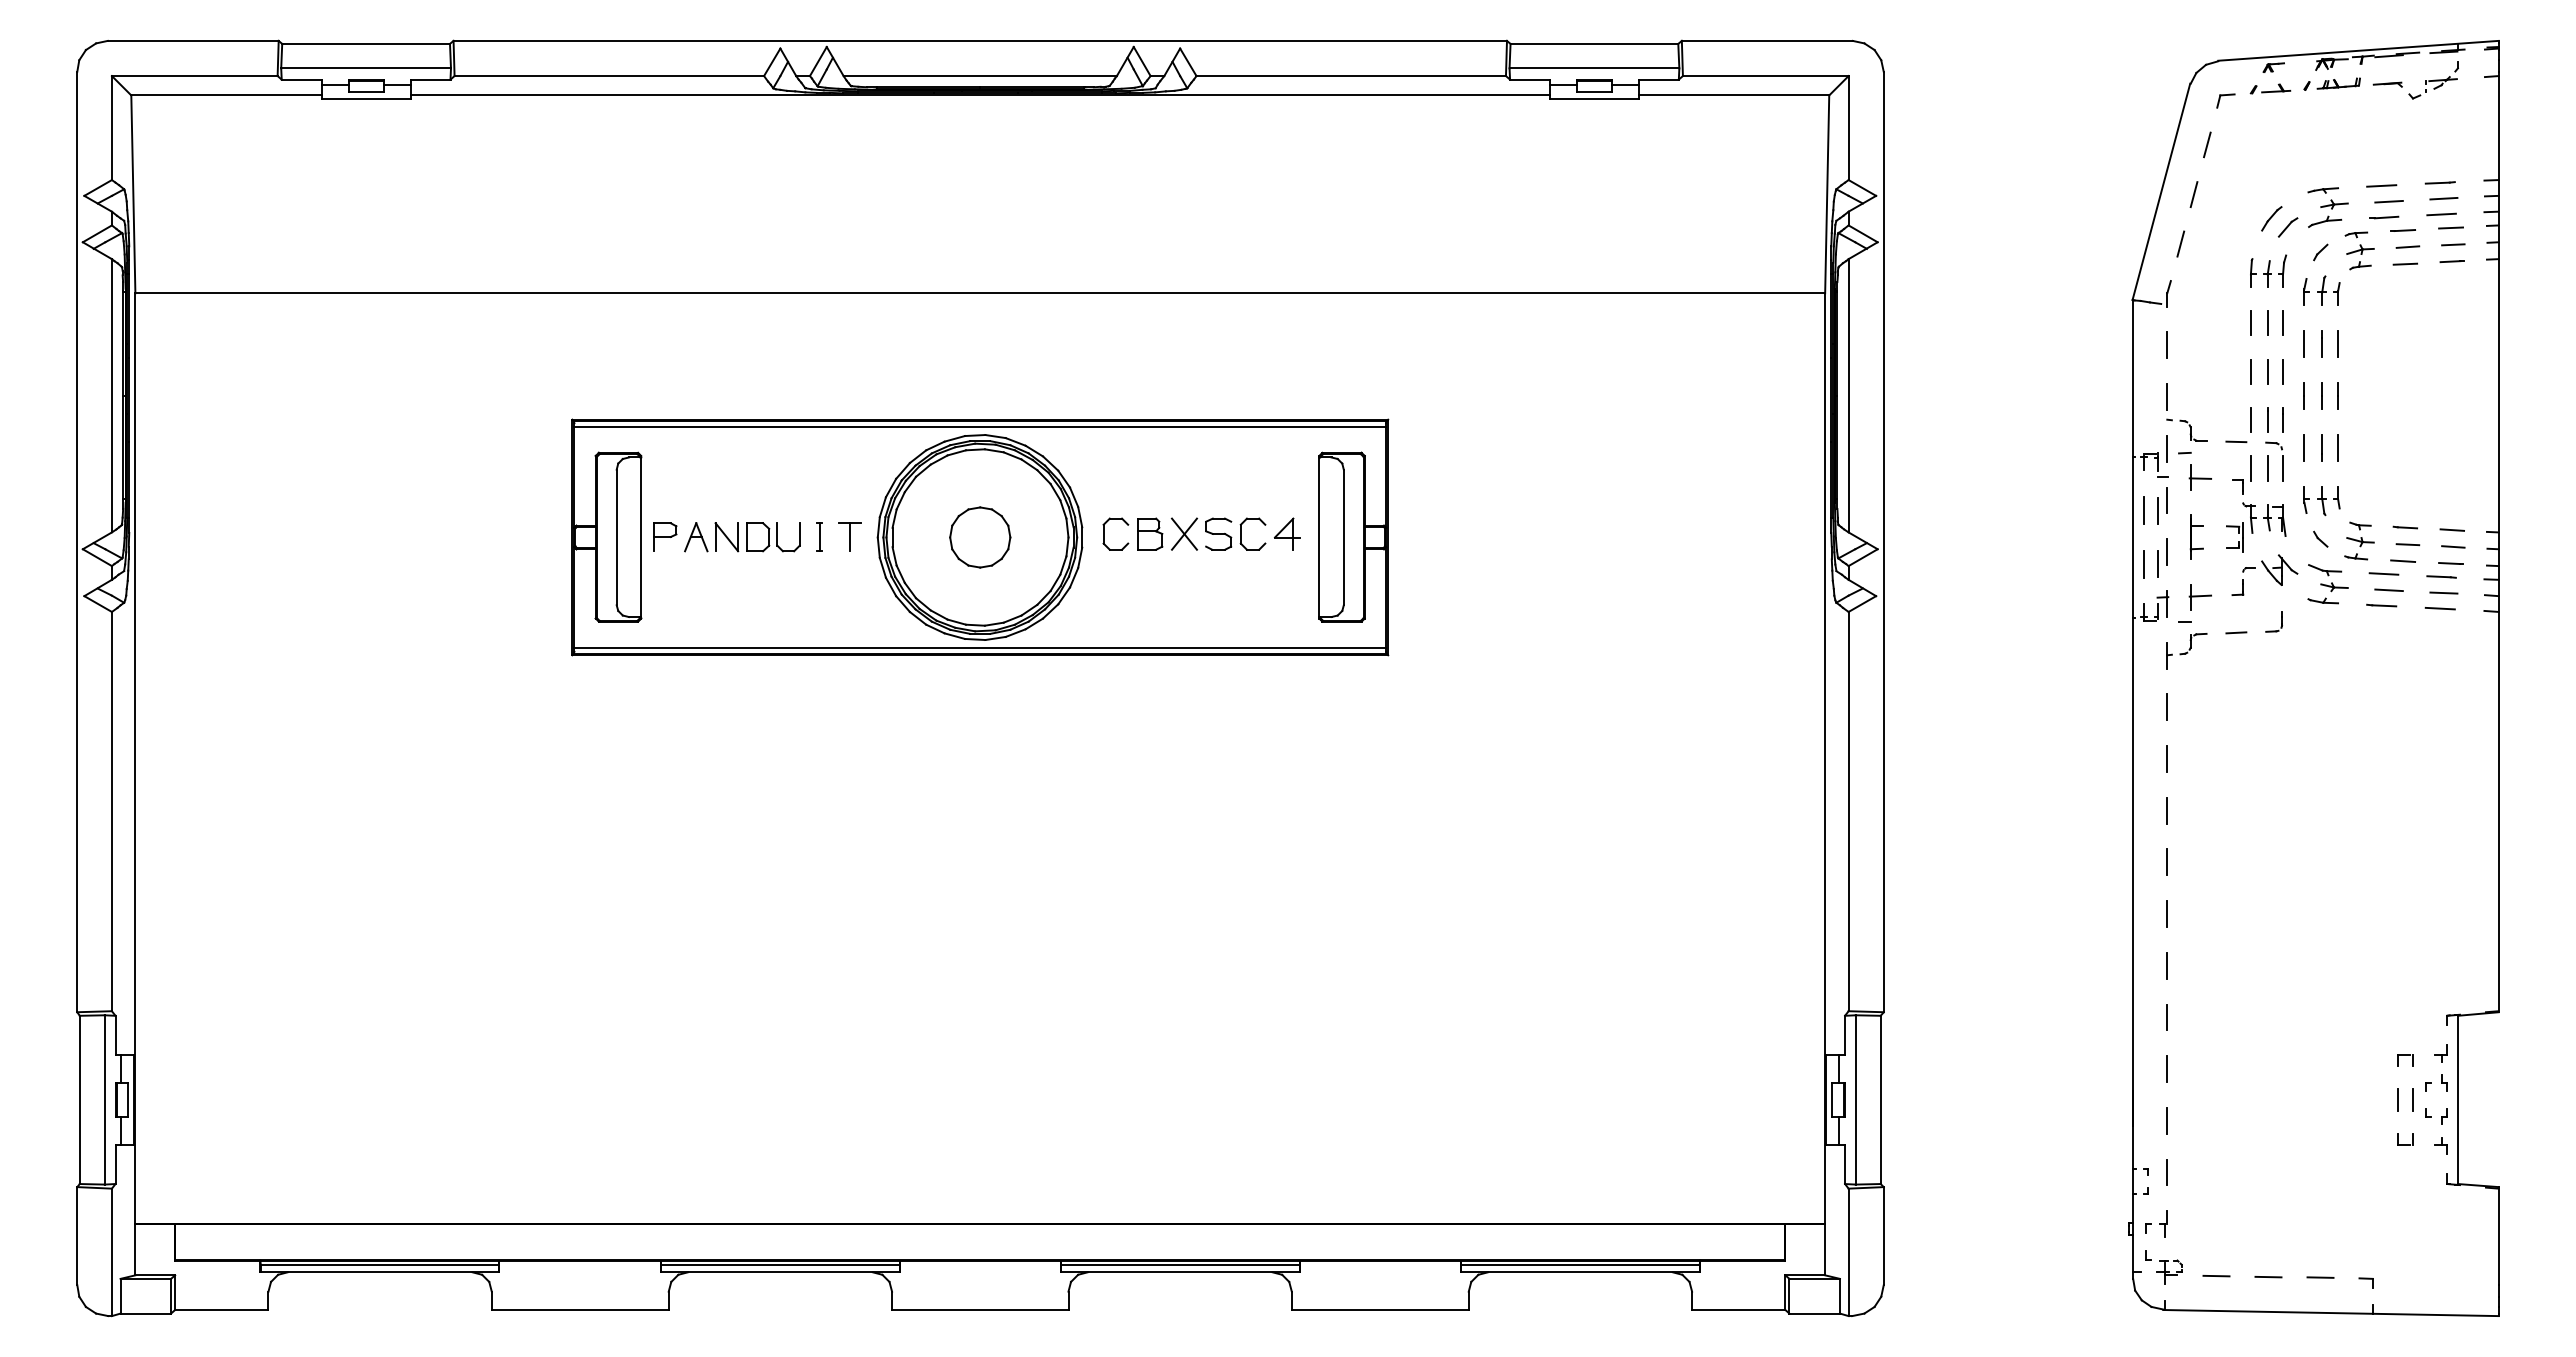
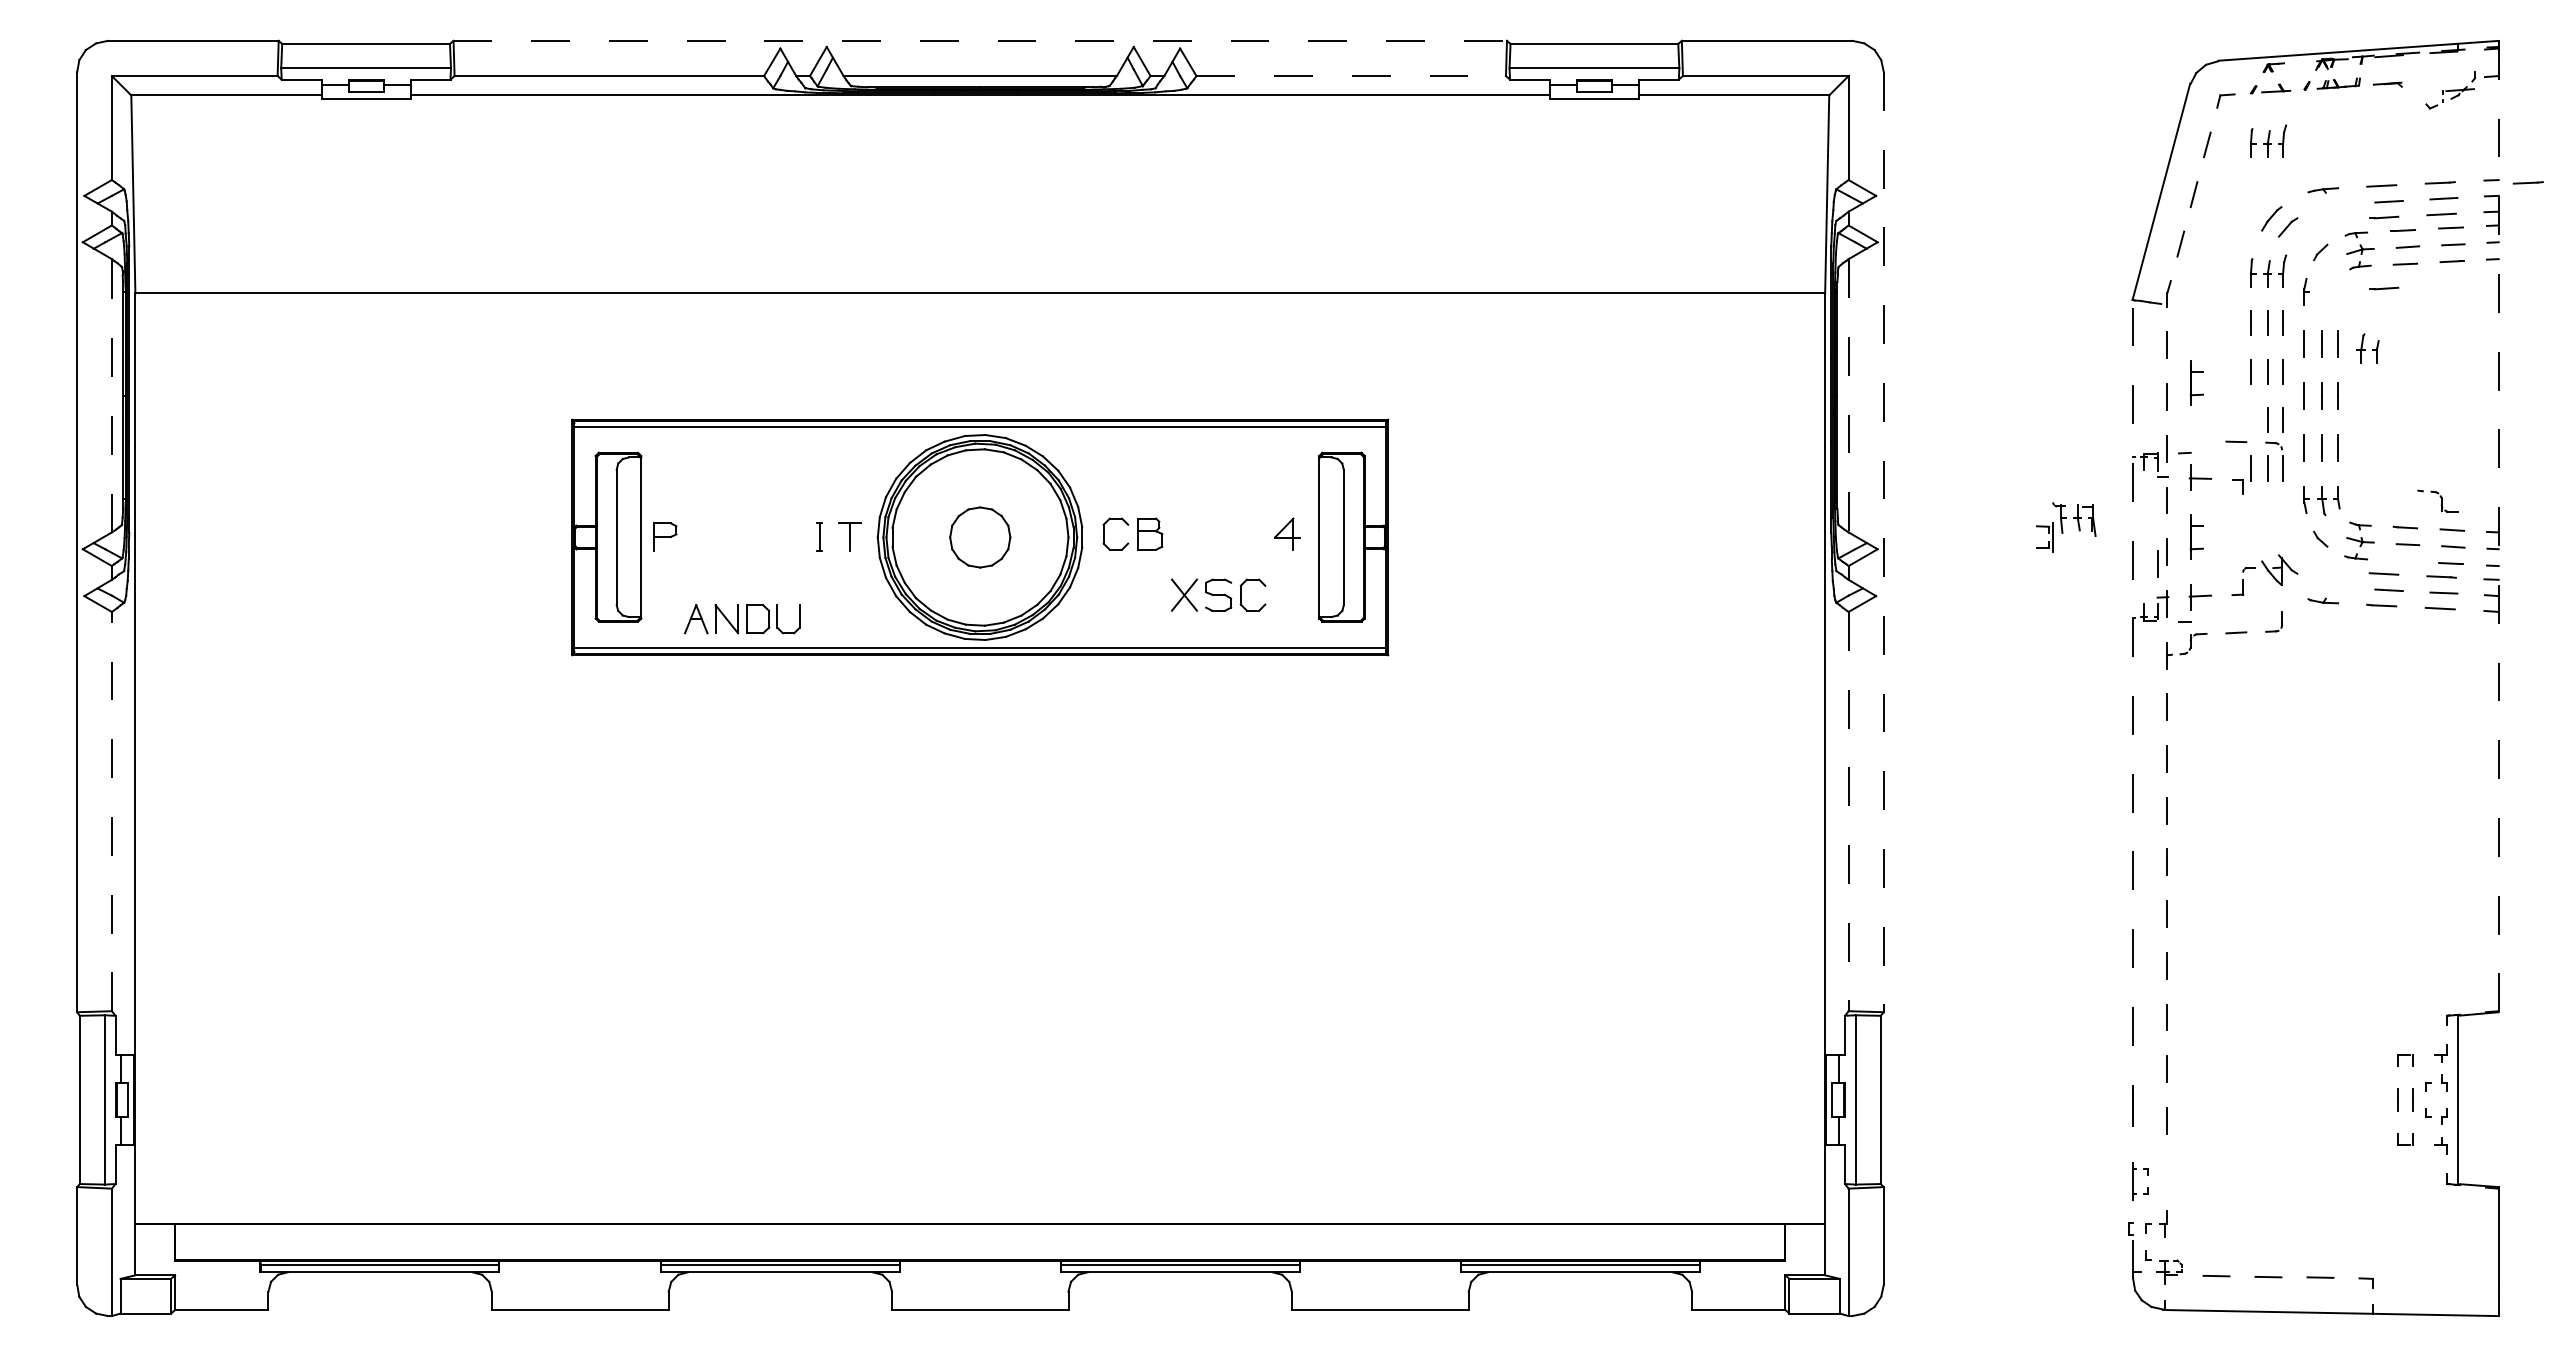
line: solid -> dashed (980, 40)
line: solid -> dashed (1351, 76)
part position: (2433, 80) -> (2450, 90) (2450, 90)
part: none -> present (2268, 140)
line: none -> present (2527, 182)
part: present -> none (2328, 213)
line: none -> present (2384, 288)
part position: (2328, 290) -> (2367, 348) (2367, 348)
part: none -> present (2196, 382)
line: solid -> dashed (111, 395)
line: solid -> dashed (1848, 395)
line: present -> none (2250, 420)
part position: (2186, 429) -> (2437, 500) (2437, 500)
line: present -> none (2144, 510)
line: present -> none (2157, 510)
part position: (2256, 527) -> (2066, 527) (2066, 527)
part position: (1218, 533) -> (1218, 594) (1218, 594)
part position: (742, 537) -> (742, 619) (742, 619)
line: solid -> dashed (2498, 541)
line: solid -> dashed (1883, 542)
line: present -> none (2403, 560)
line: present -> none (2144, 563)
part: present -> none (2328, 578)
line: solid -> dashed (2132, 788)
line: solid -> dashed (111, 811)
line: solid -> dashed (1848, 811)
line: present -> none (2167, 1172)
